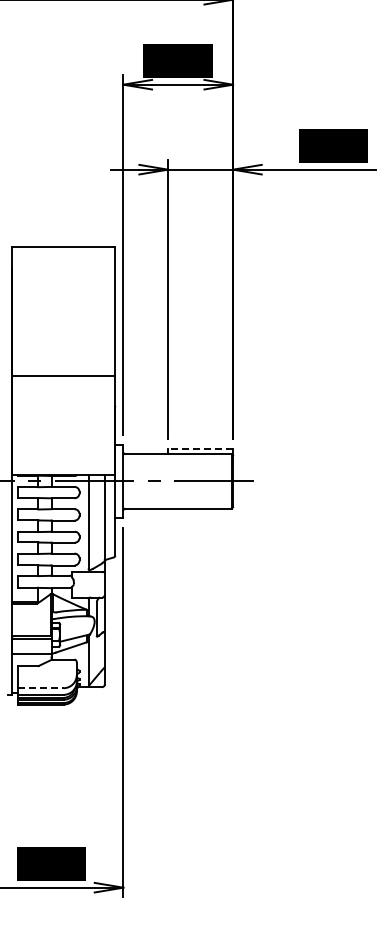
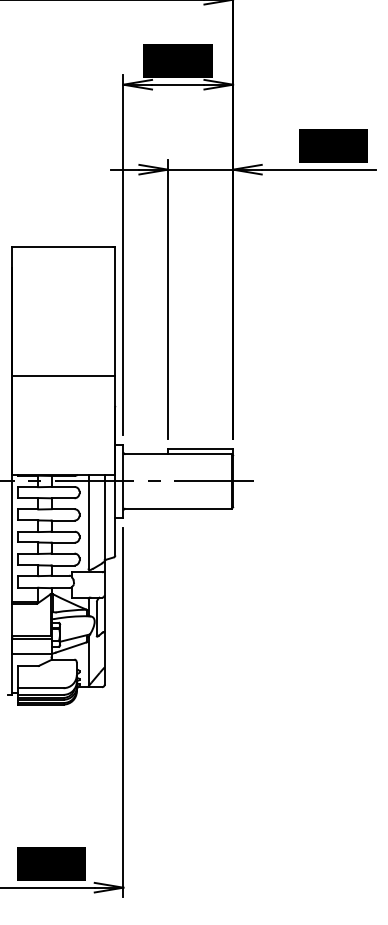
line: dashed -> solid (200, 448)
line: dashed -> solid (41, 688)
